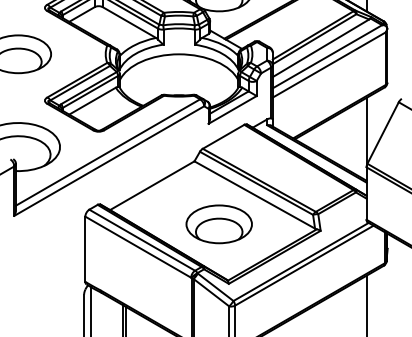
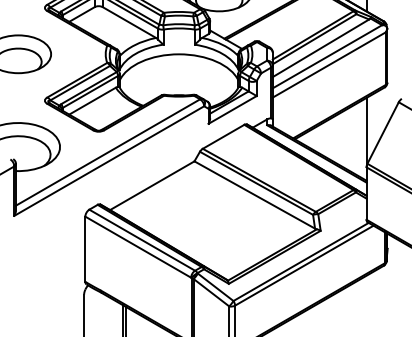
part: present -> none (218, 224)
line: present -> none (366, 304)
line: present -> none (90, 310)
